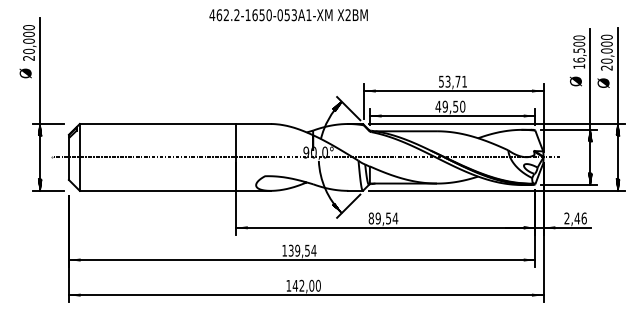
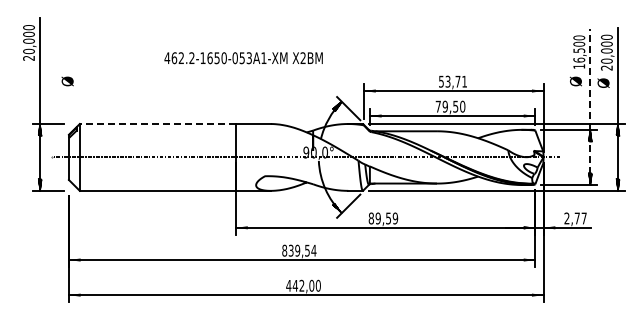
text position: (288, 15) -> (243, 58) (243, 58)
text position: (25, 73) -> (67, 81) (67, 81)
text: 49,50 -> 79,50 (438, 106)
line: solid -> dashed (590, 106)
line: solid -> dashed (157, 124)
text: 89,54 -> 89,59 (395, 218)
text: 2,46 -> 2,77 (580, 218)
text: 139,54 -> 839,54 (284, 250)
text: 142,00 -> 442,00 (288, 285)
